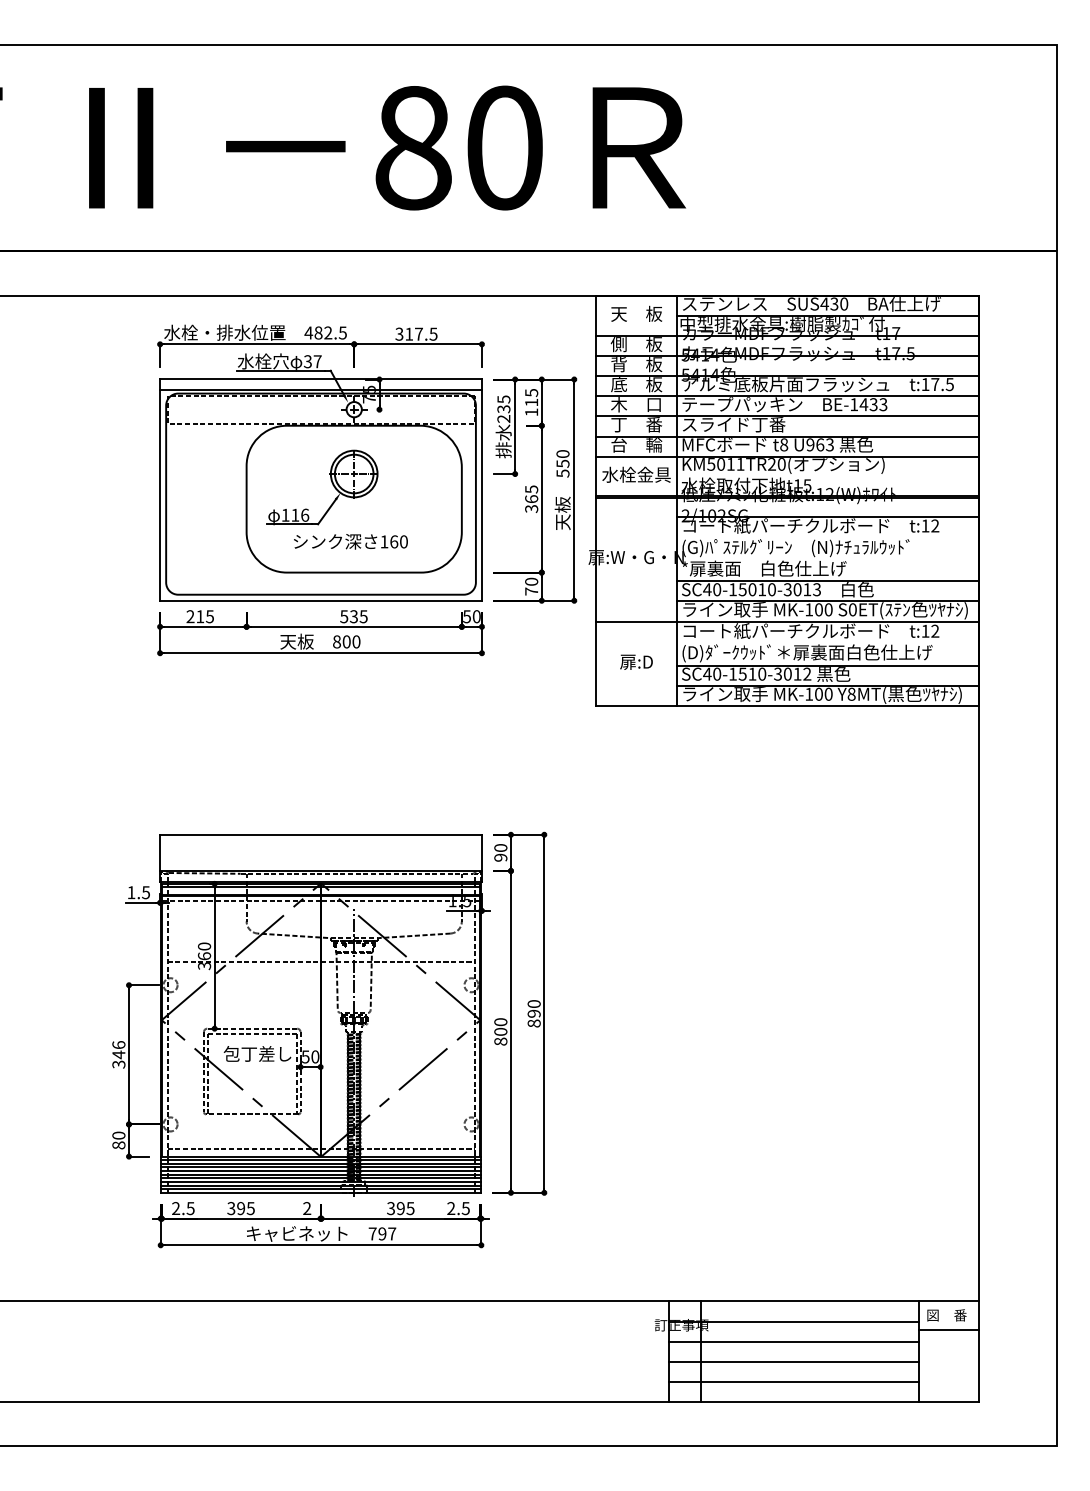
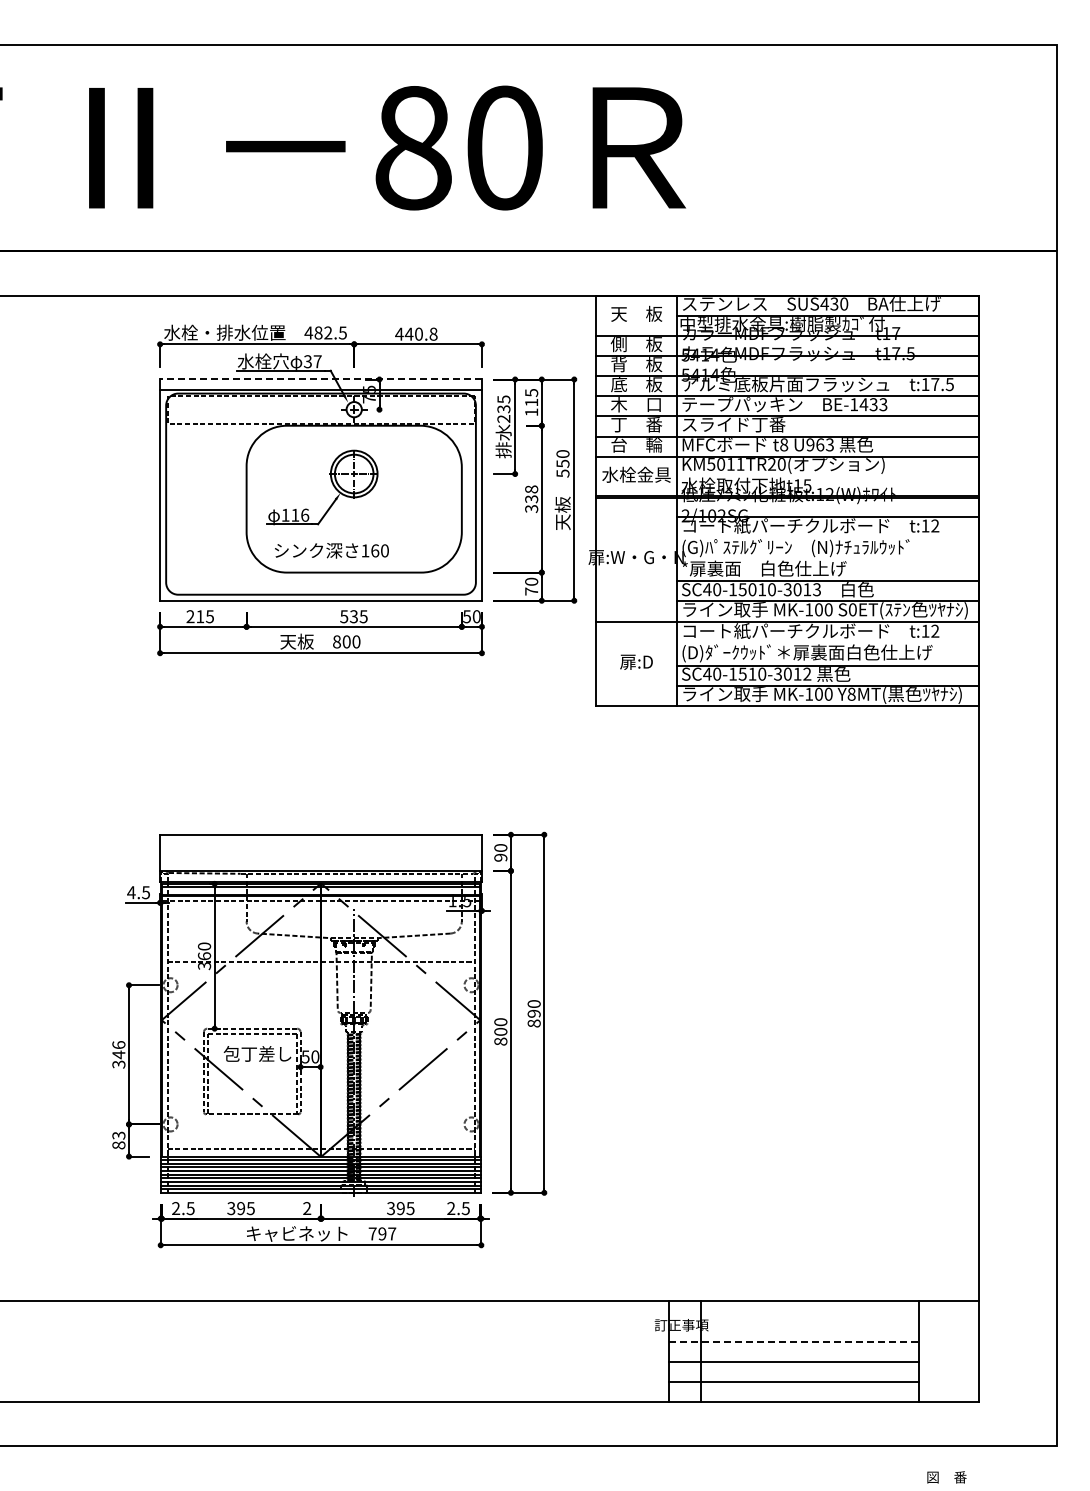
text: 317.5 -> 440.8 (416, 333)
line: solid -> dashed (321, 379)
text: 365 -> 338 (531, 494)
text position: (350, 541) -> (331, 550) (331, 550)
text: 1.5 -> 4.5 (131, 892)
text: 80 -> 83 (118, 1135)
text position: (946, 1315) -> (946, 1477) (946, 1477)
line: present -> none (793, 1321)
line: present -> none (948, 1329)
line: solid -> dashed (793, 1341)
